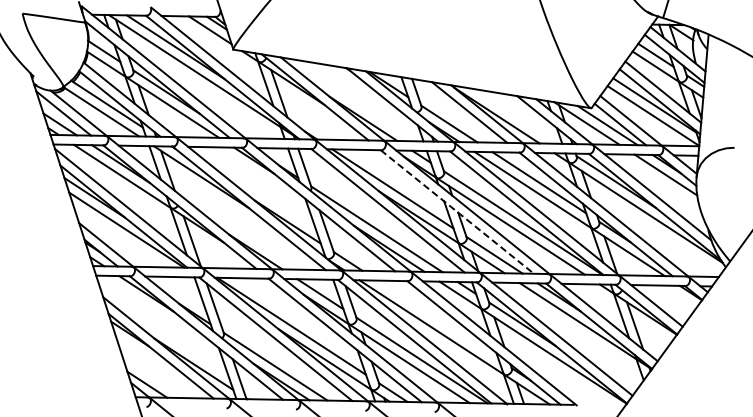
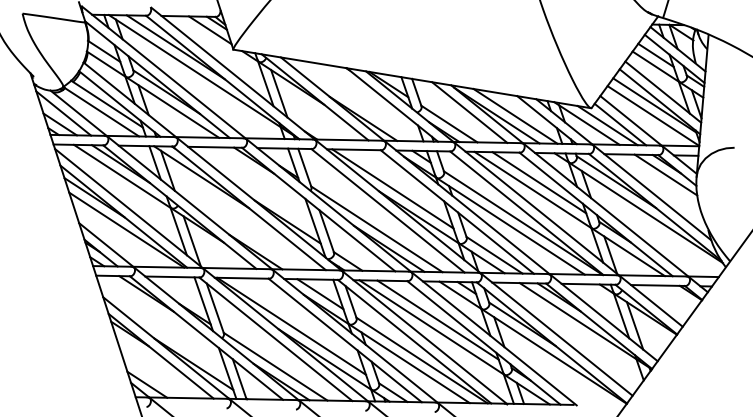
line: none -> present (515, 115)
line: dashed -> solid (457, 212)
line: none -> present (437, 319)
